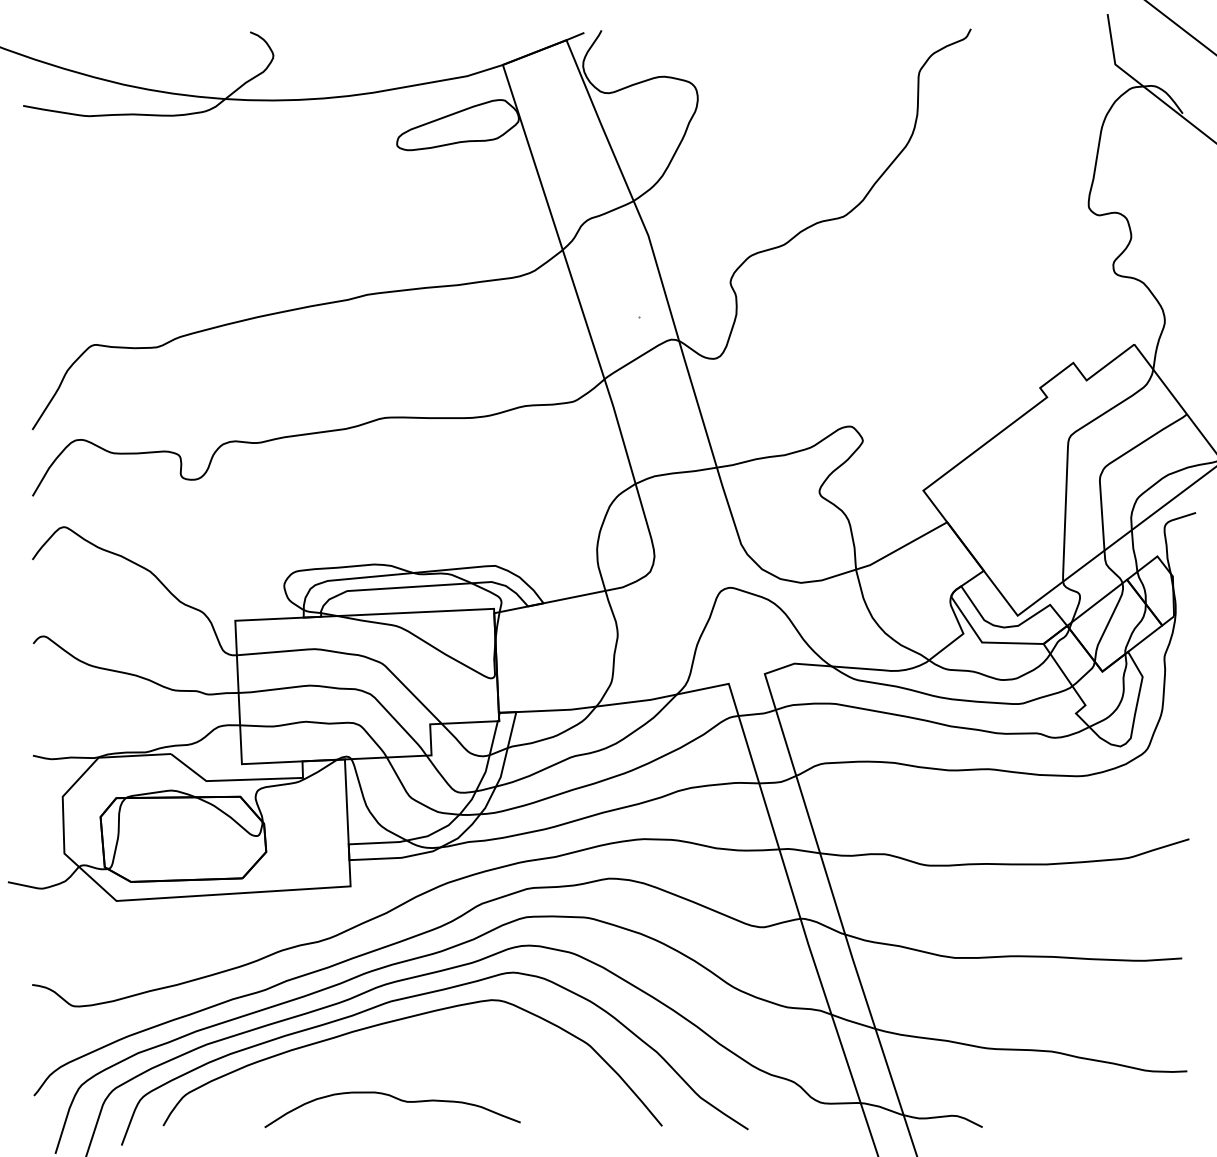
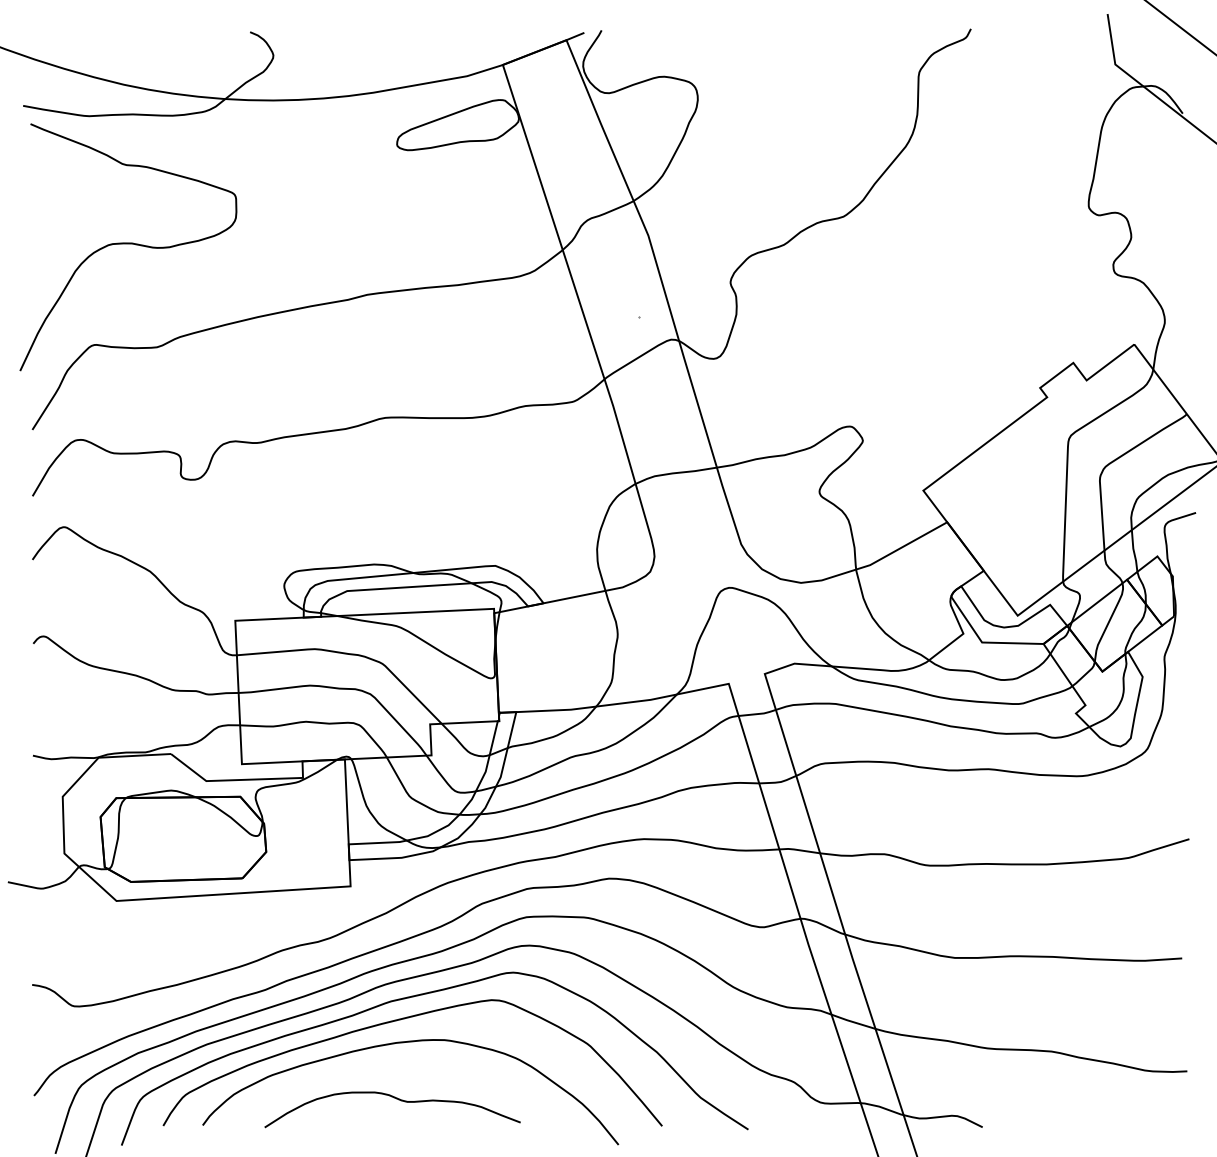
curve: none -> present (128, 244)
curve: none -> present (403, 1043)
